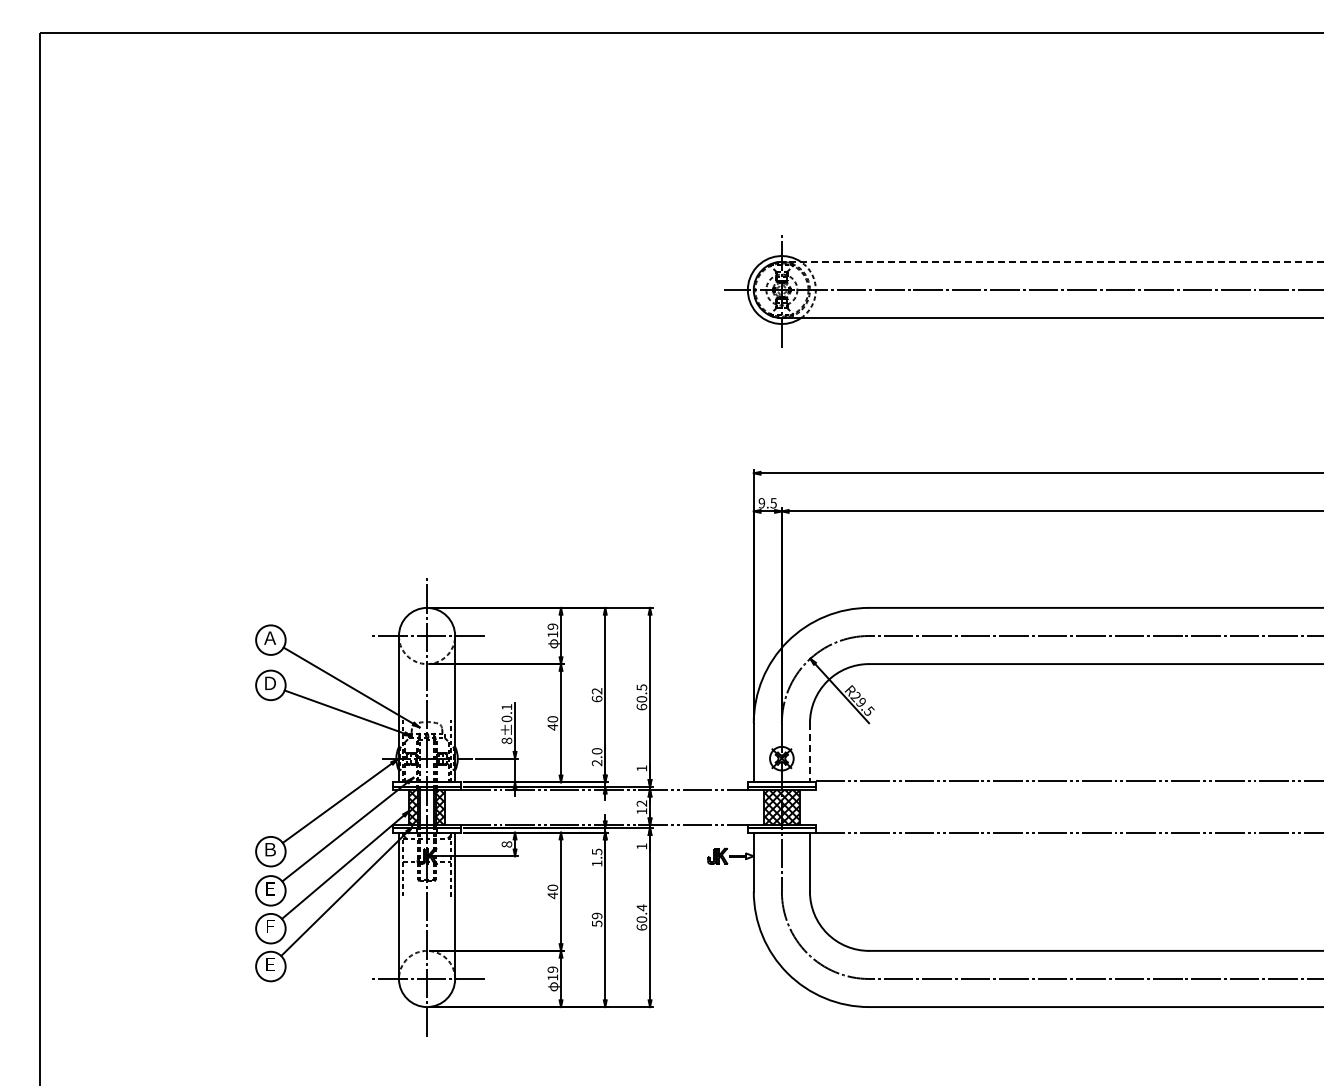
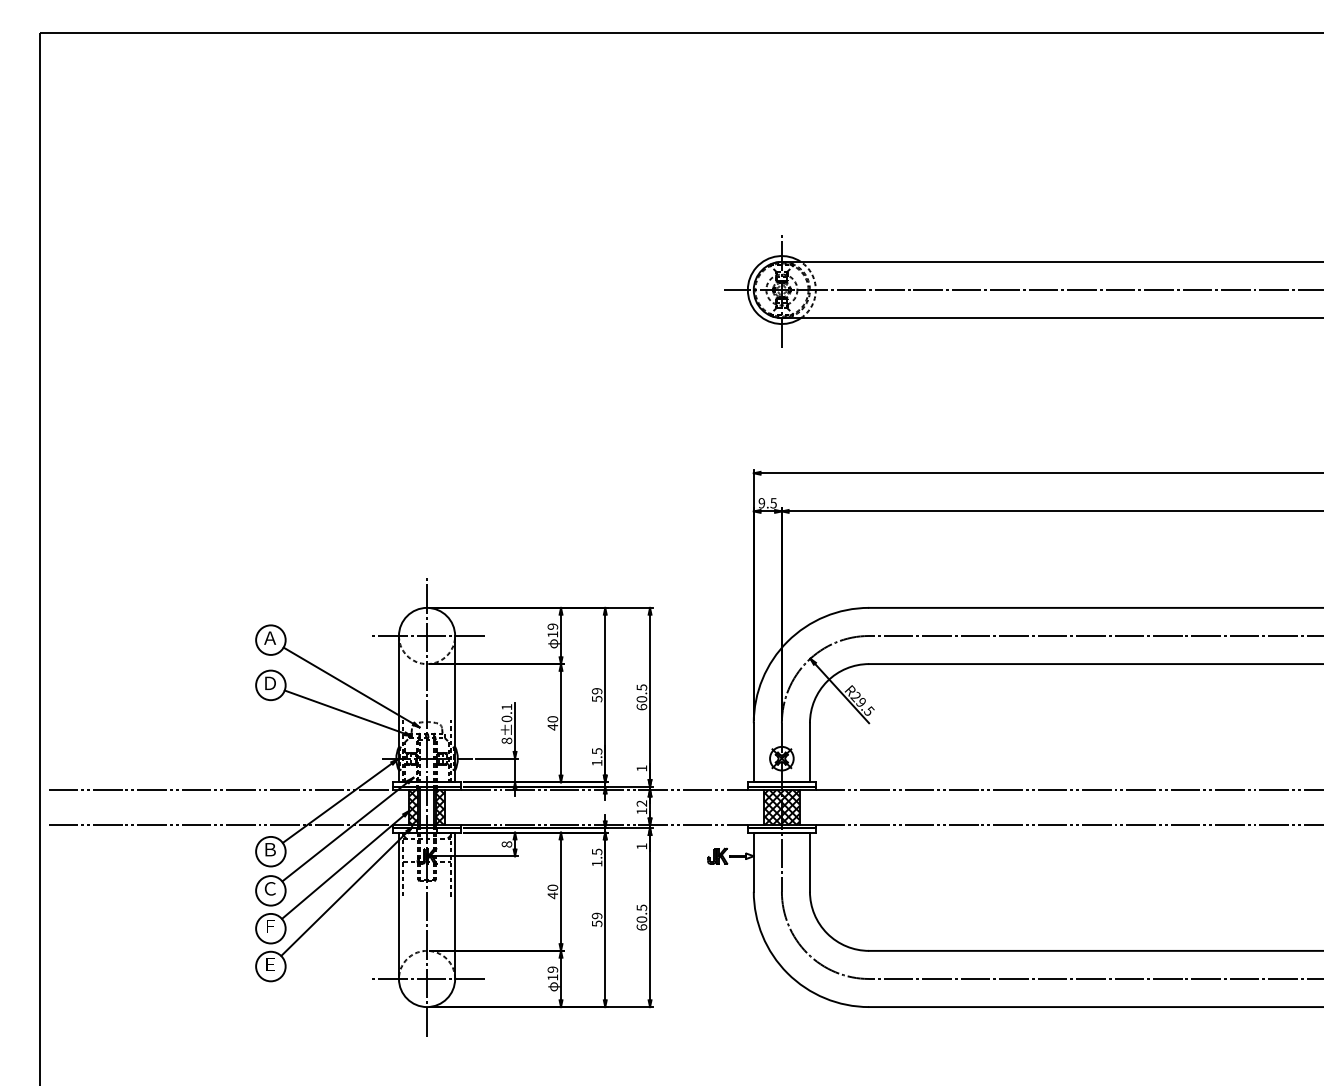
line: dashed -> solid (1052, 261)
text: 62 -> 59 (596, 695)
line: dashed -> solid (809, 752)
text: 2.0 -> 1.5 (596, 757)
line position: (1067, 780) -> (1067, 789) (1067, 789)
line: none -> present (220, 789)
line: none -> present (220, 825)
line position: (1067, 833) -> (1067, 825) (1067, 825)
text: Ｅ -> Ｃ (269, 888)
text: 60.4 -> 60.5 (641, 907)
